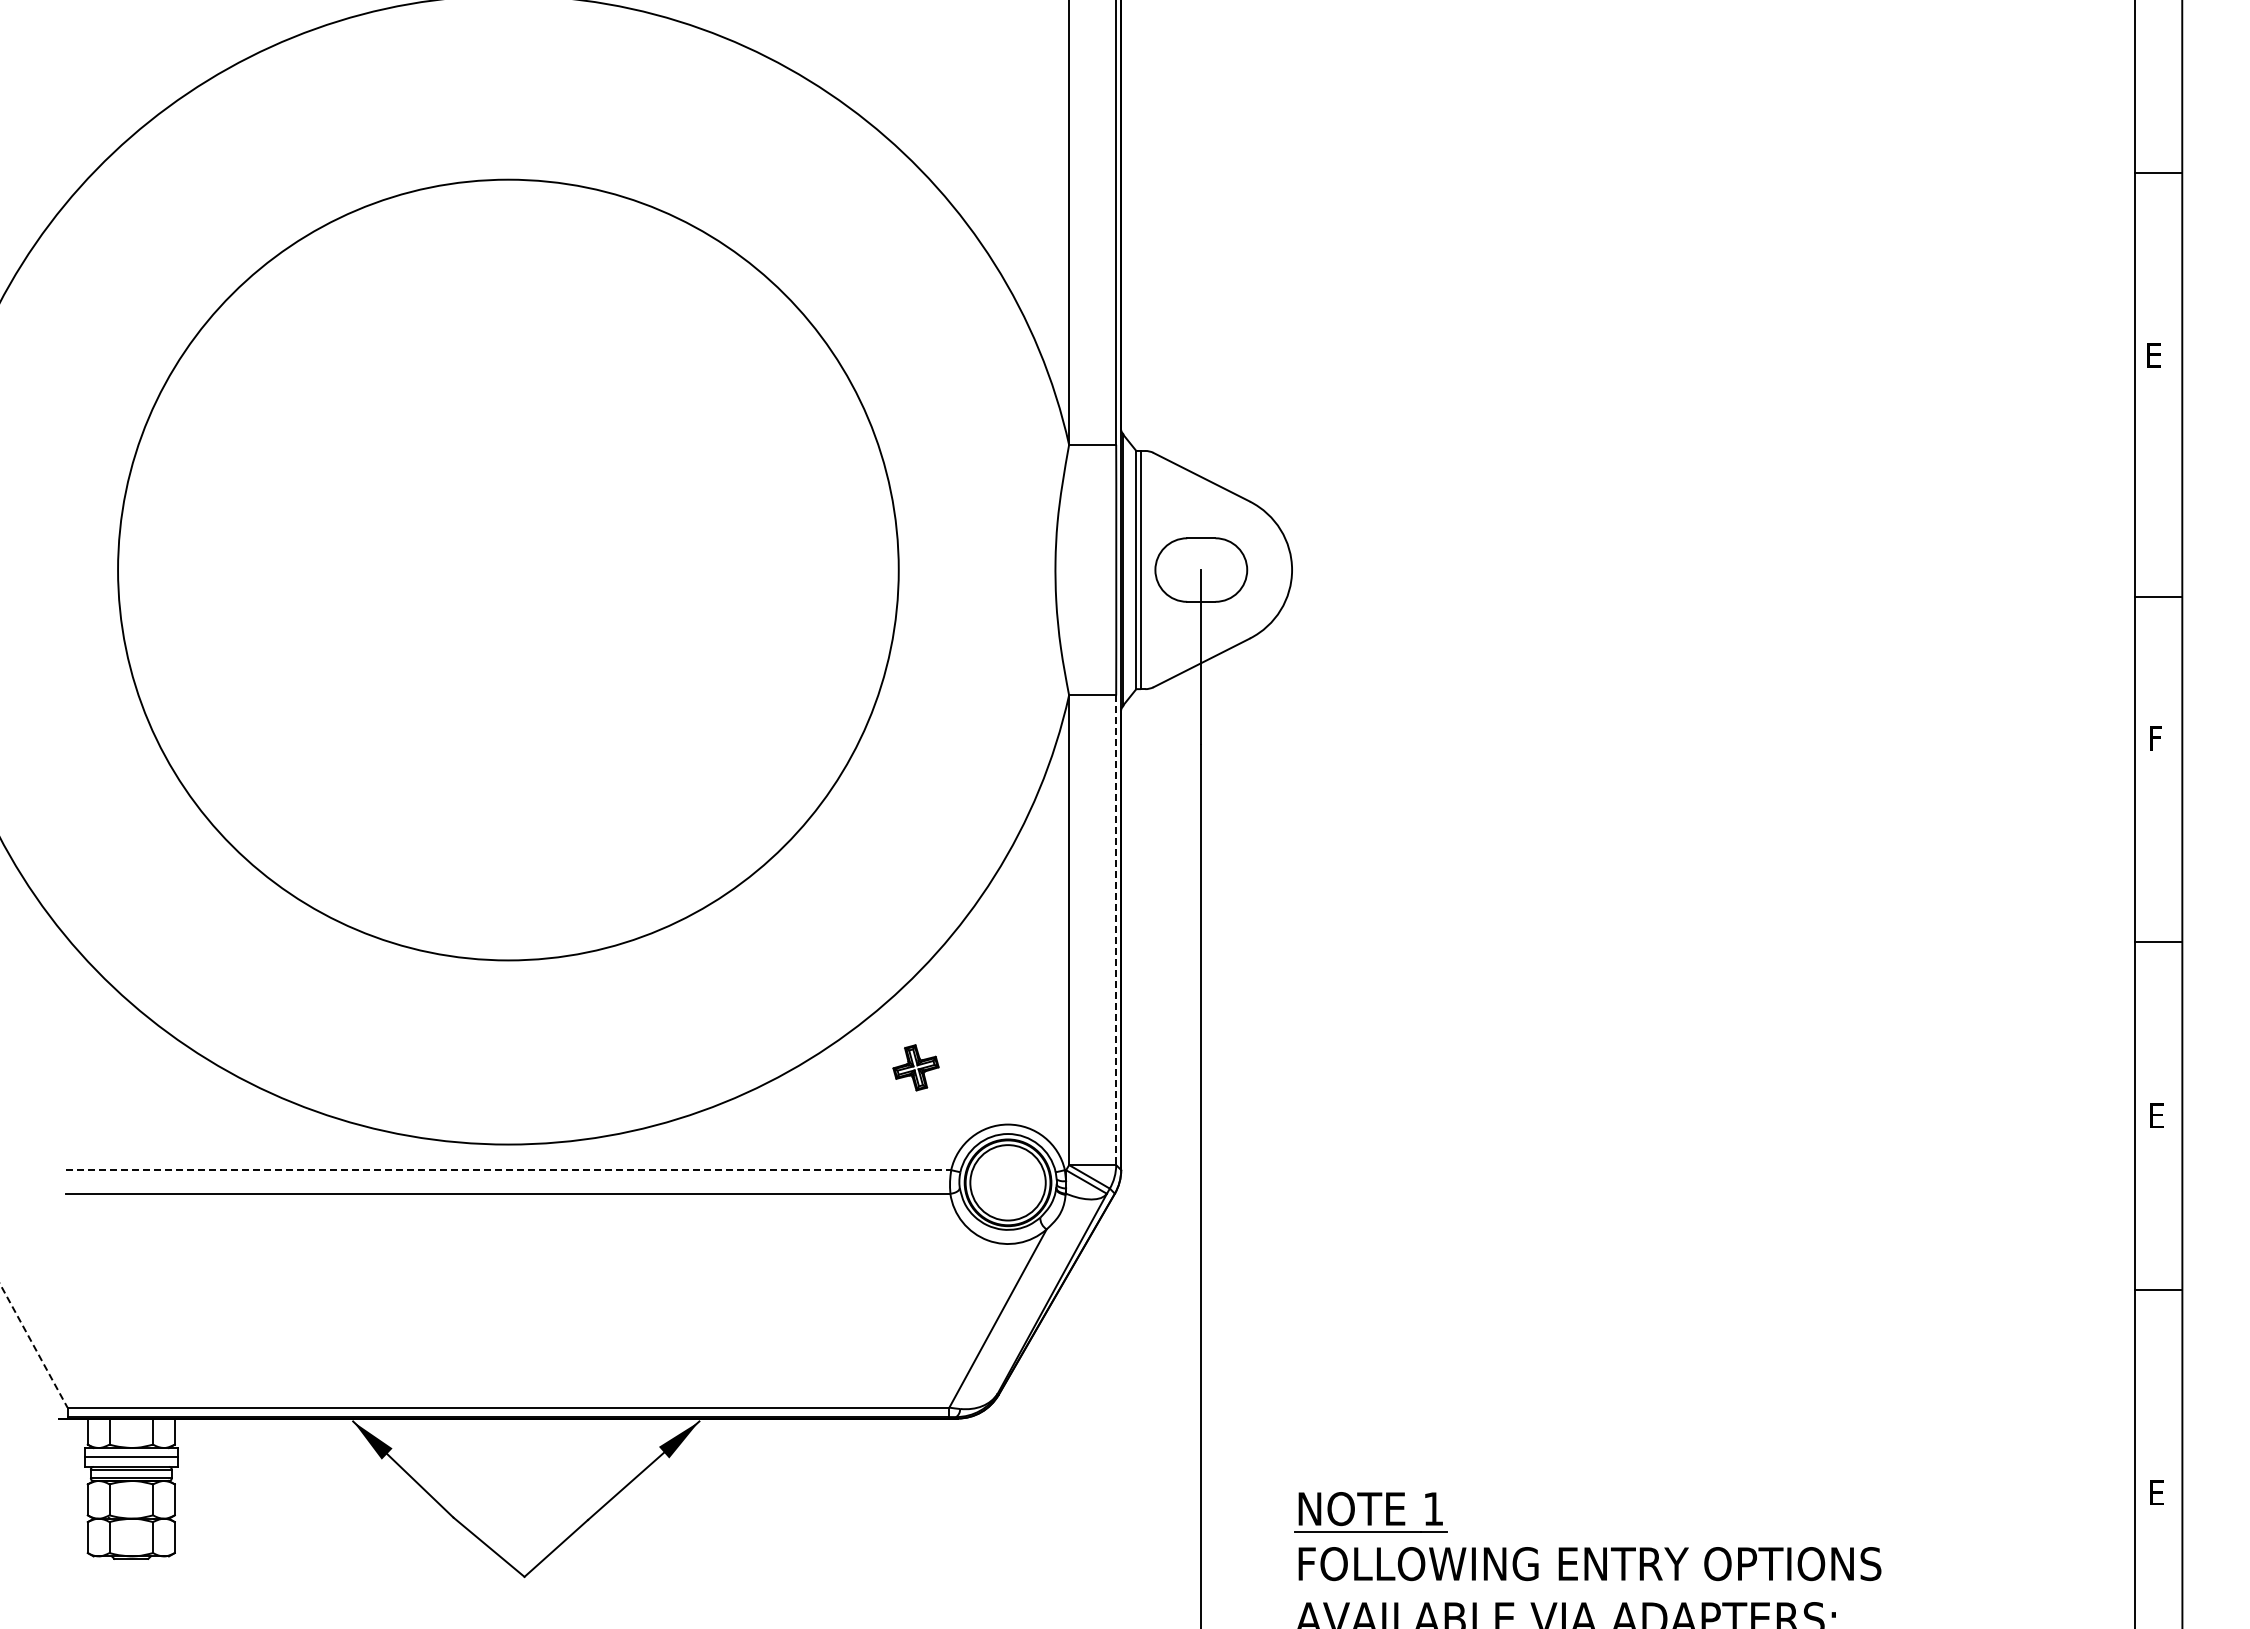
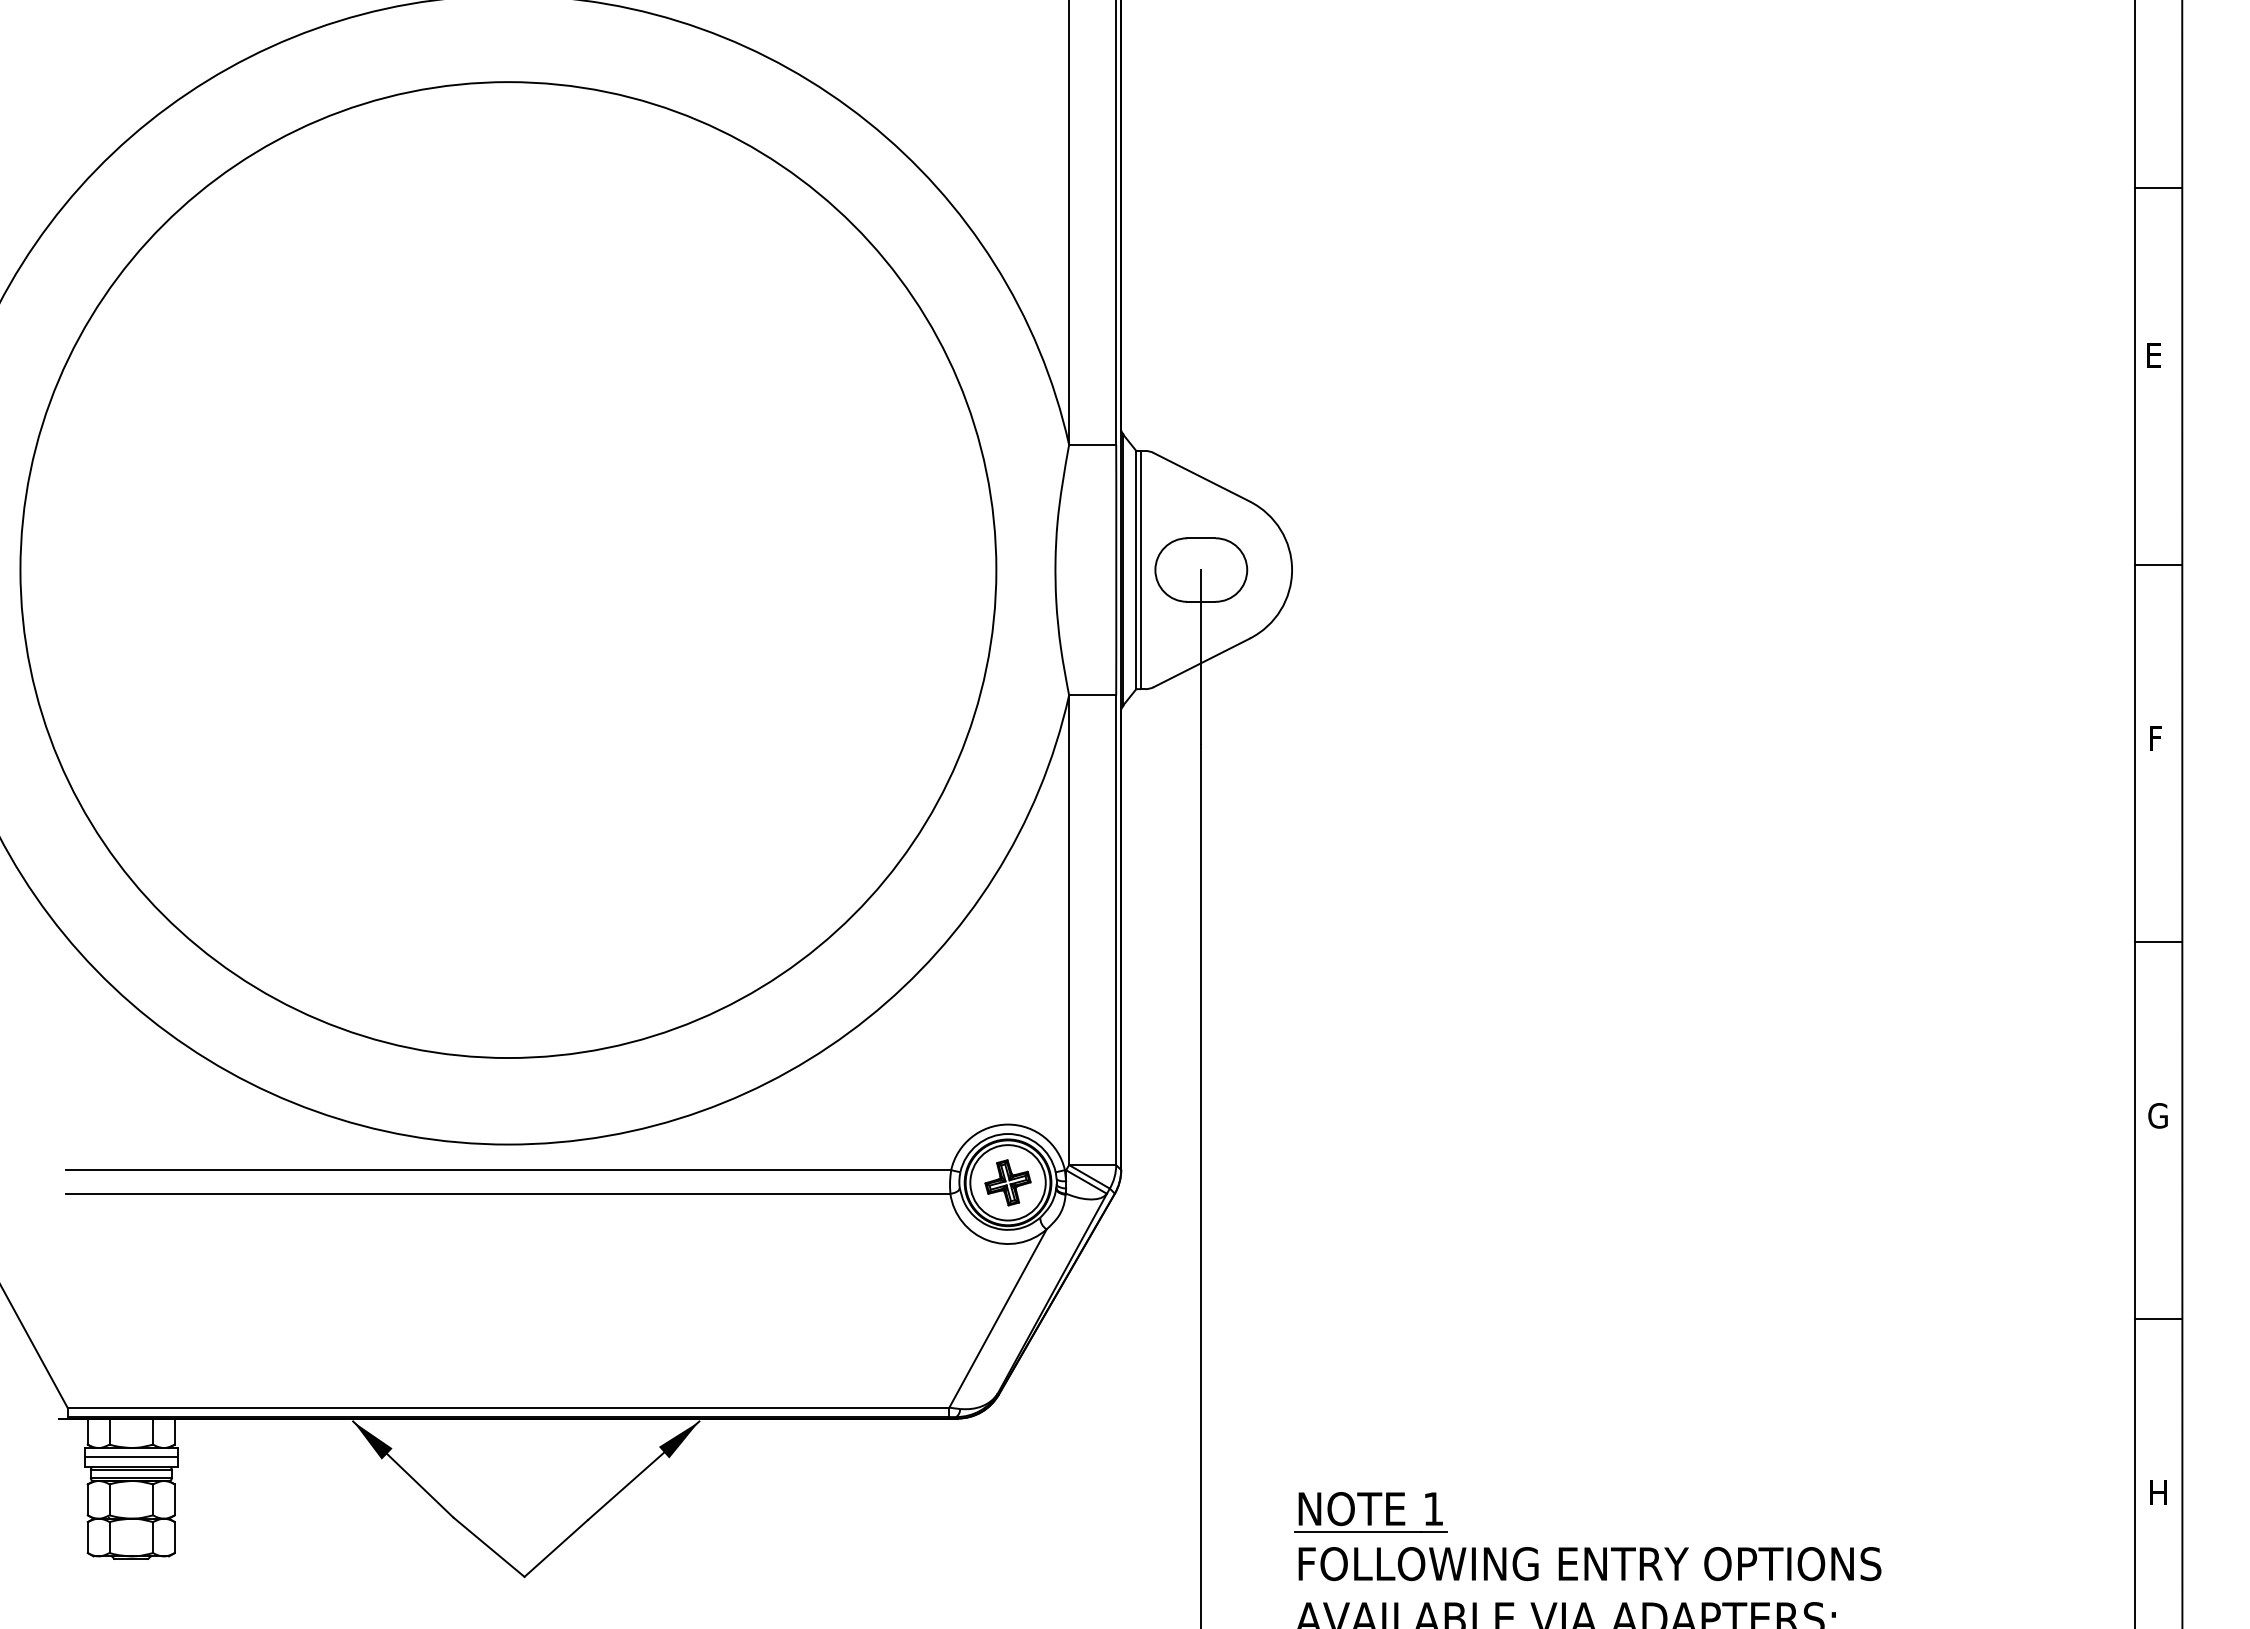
line position: (2158, 172) -> (2158, 187) (2158, 187)
circle diameter: 781 px -> 976 px (508, 570)
line position: (2158, 596) -> (2158, 564) (2158, 564)
line: dashed -> solid (1116, 930)
part position: (915, 1067) -> (1007, 1182) (1007, 1182)
text: E -> G (2157, 1115)
line: dashed -> solid (508, 1170)
line position: (2158, 1289) -> (2158, 1318) (2158, 1318)
line: dashed -> solid (34, 1346)
text: E -> H (2159, 1492)
